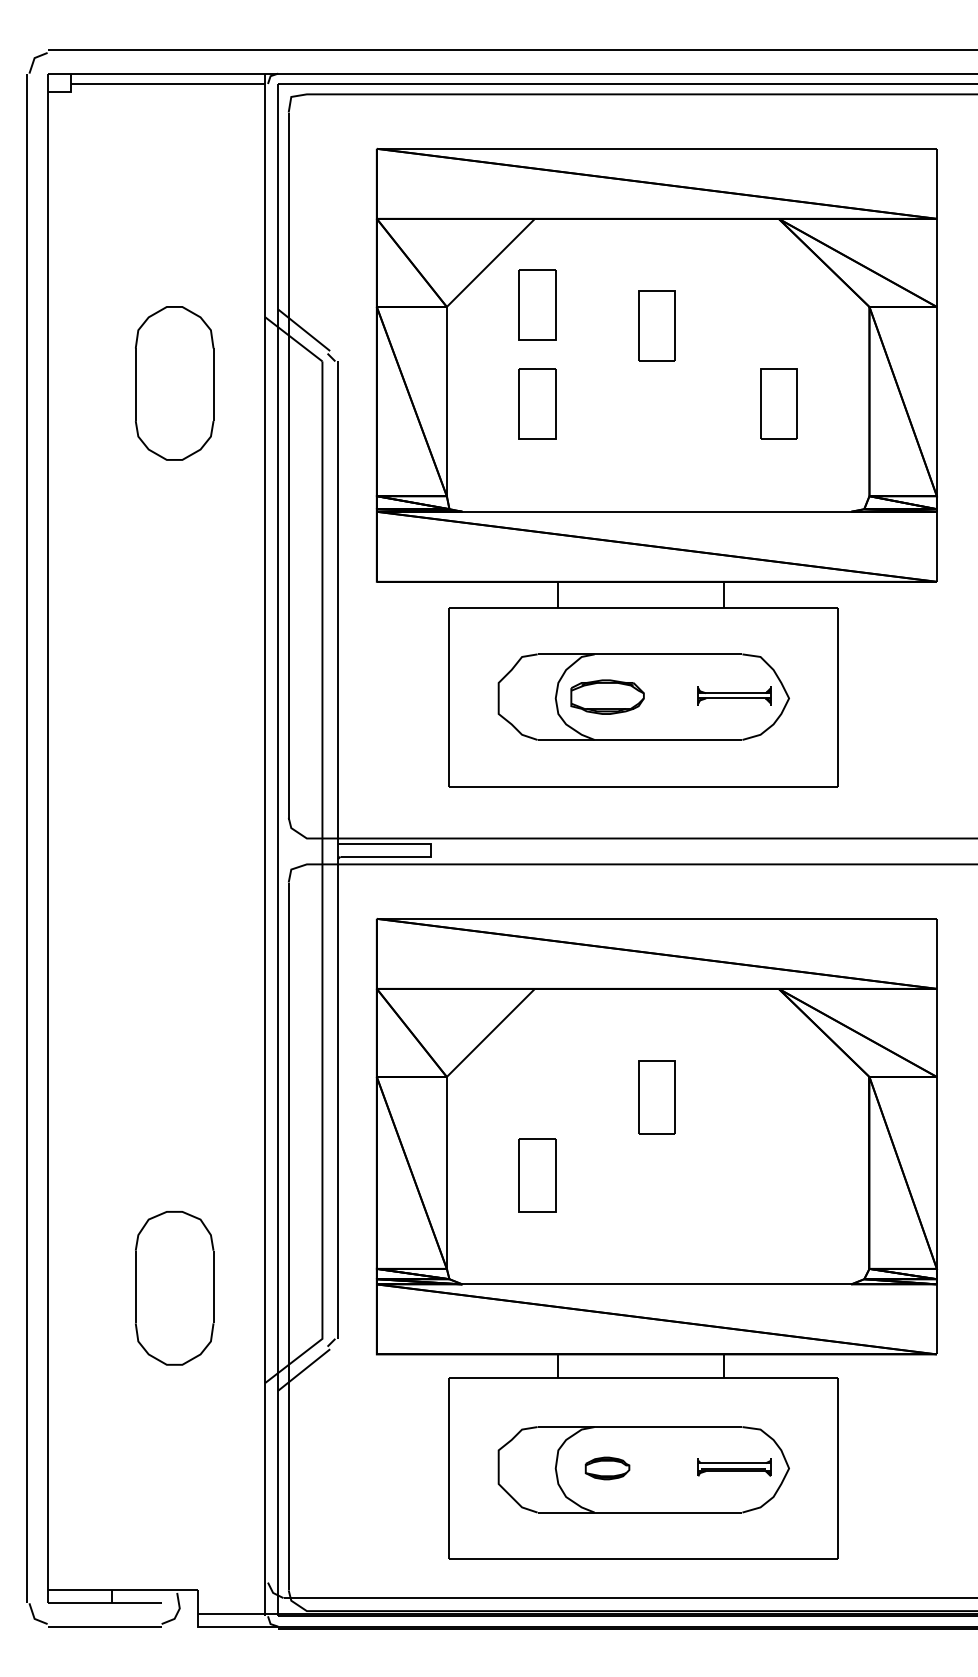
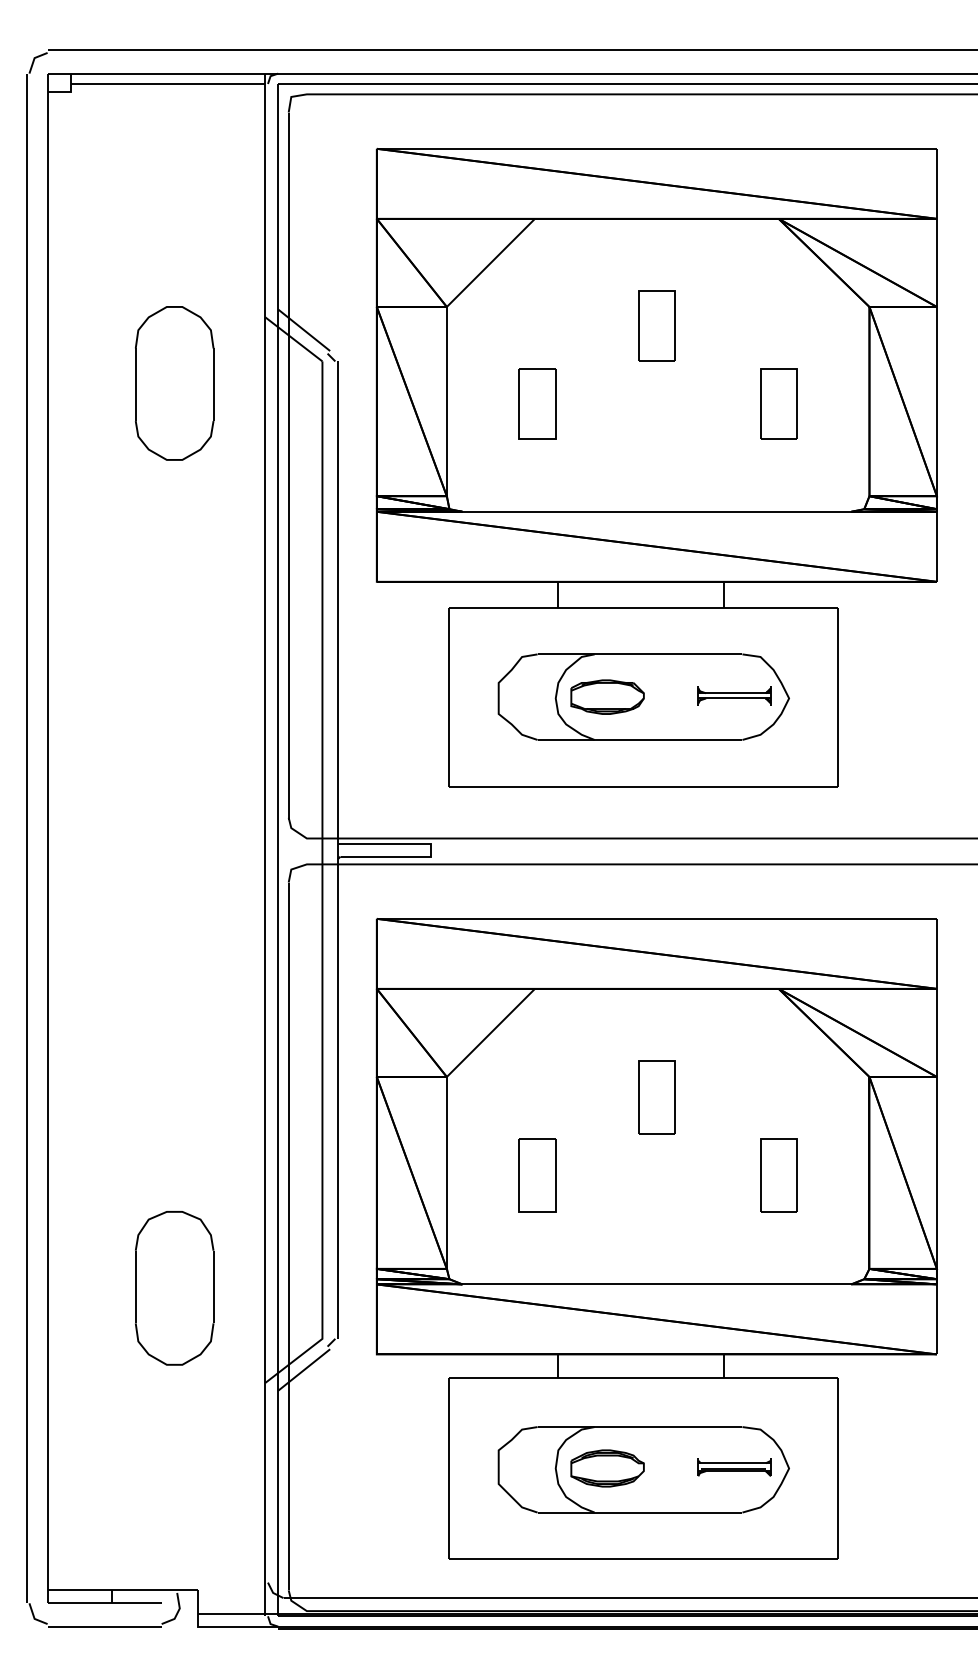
part: present -> none (537, 304)
part: none -> present (778, 1175)
part size: 47x25 px -> 75x39 px (607, 1468)
